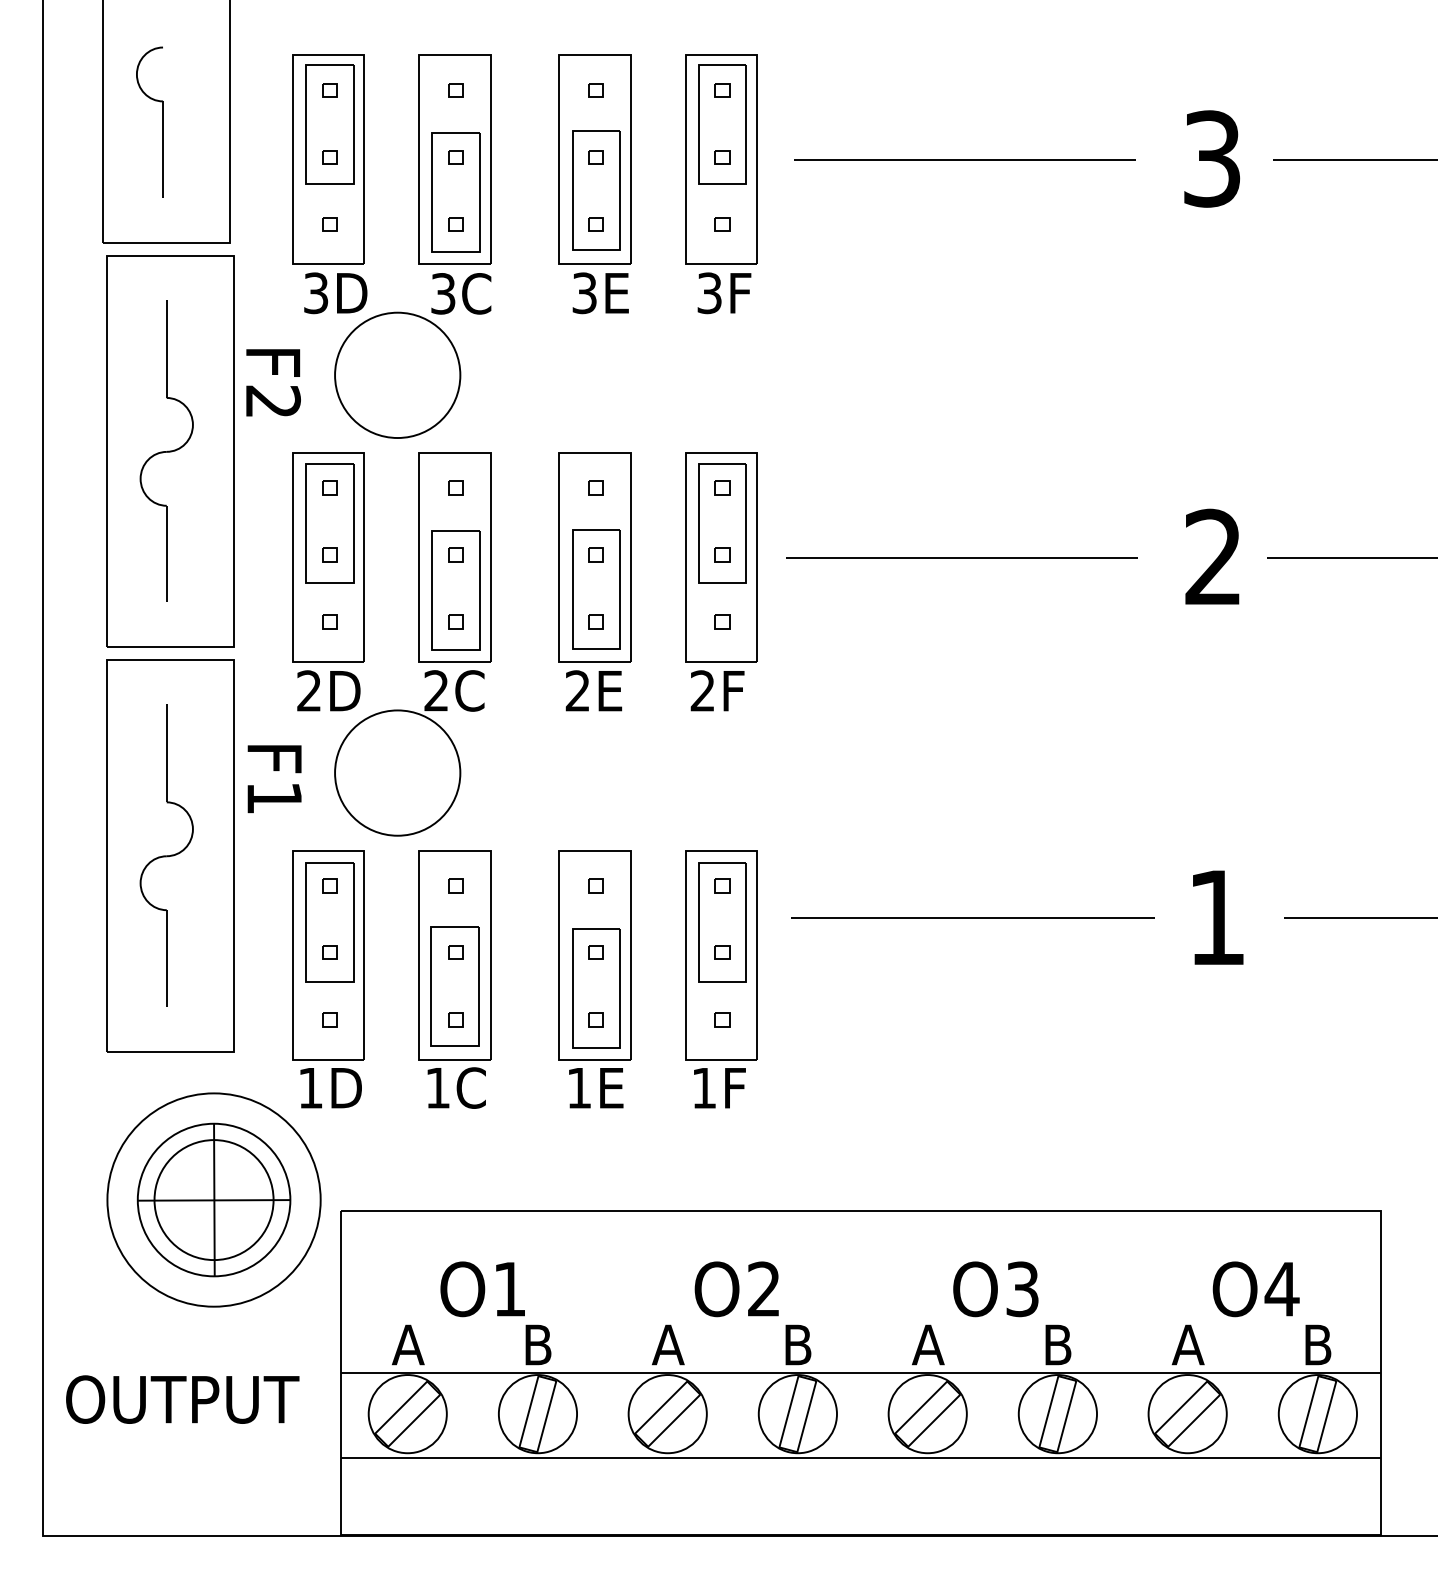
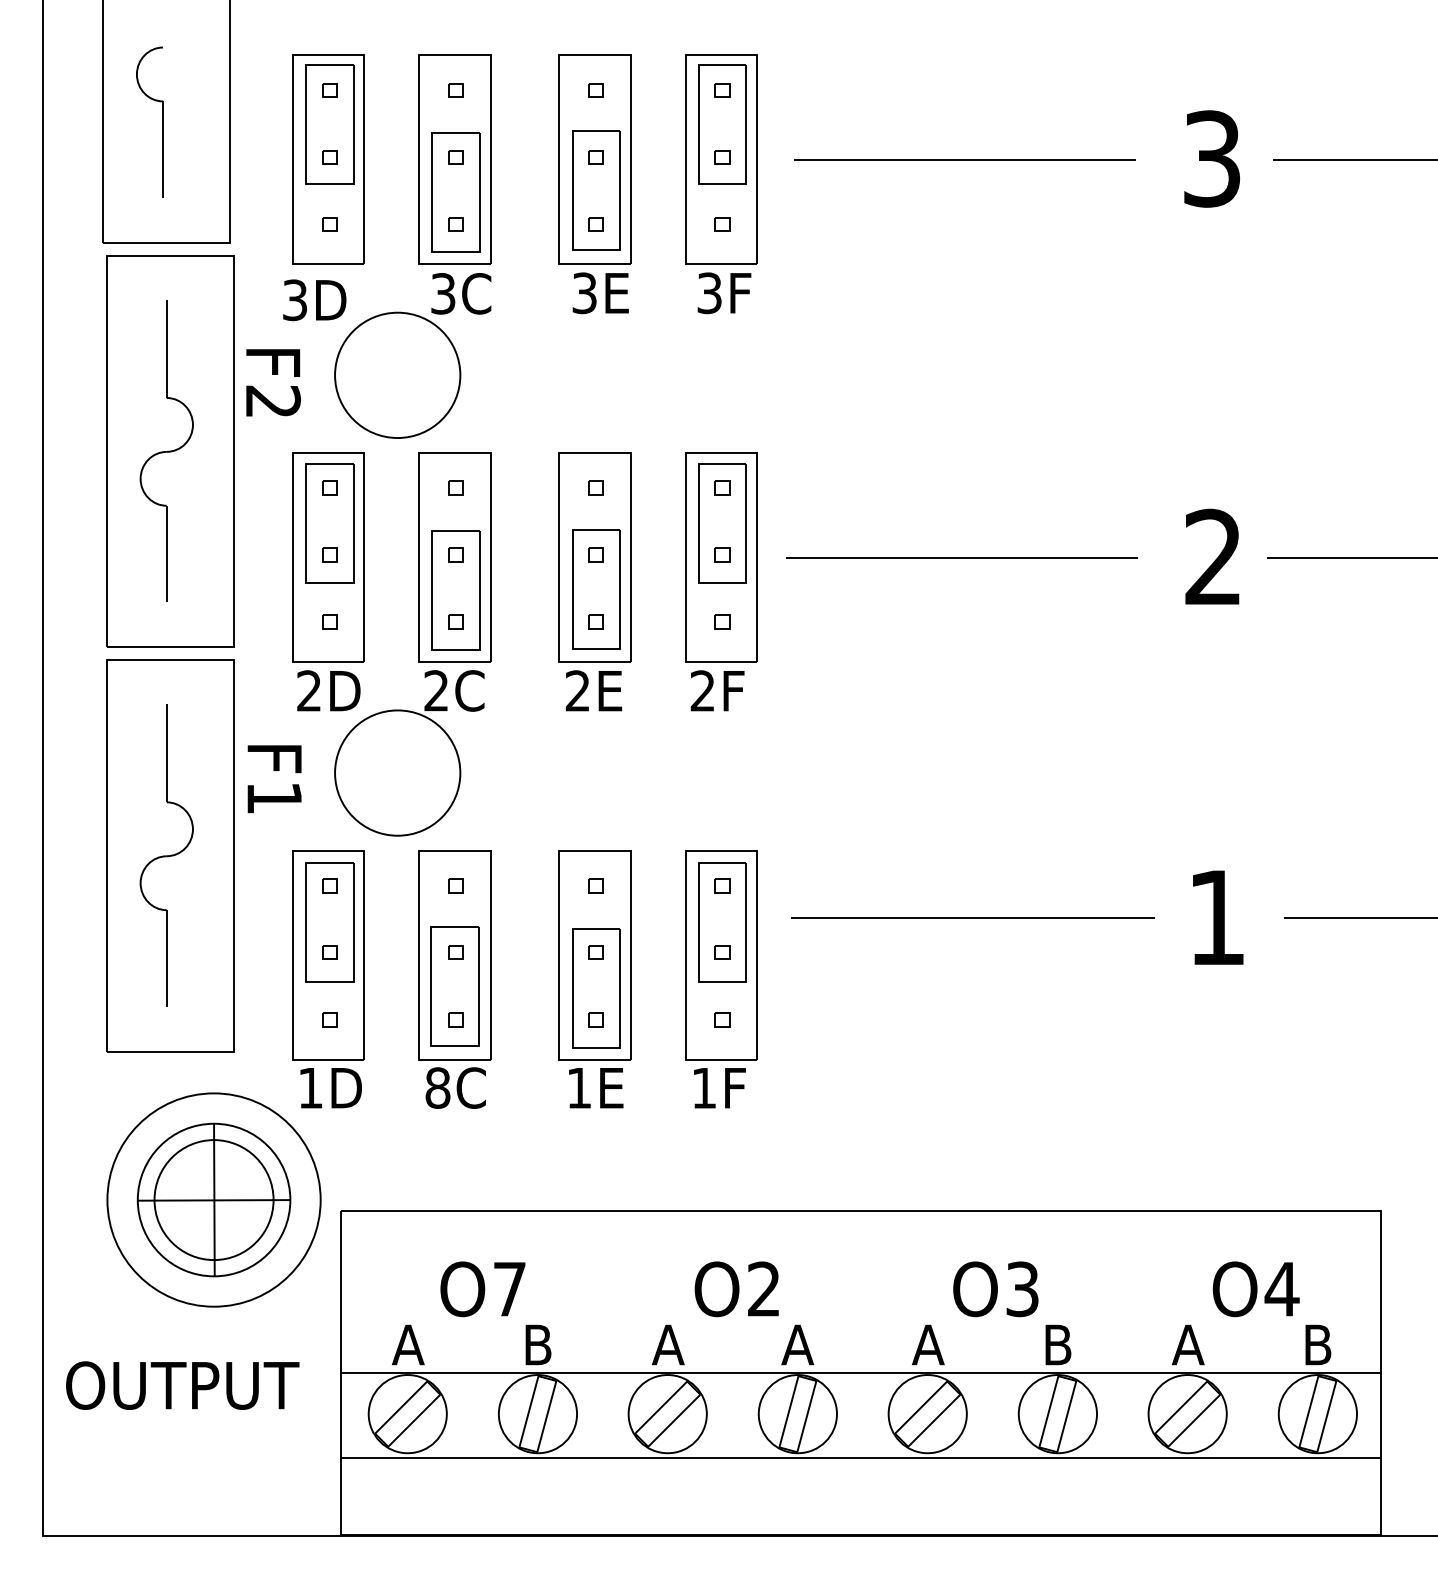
text position: (335, 293) -> (314, 300) (314, 300)
text: 1C -> 8C (437, 1087)
text: O1 -> O7 (509, 1289)
text: B -> A (797, 1344)
text position: (182, 1399) -> (182, 1385) (182, 1385)
